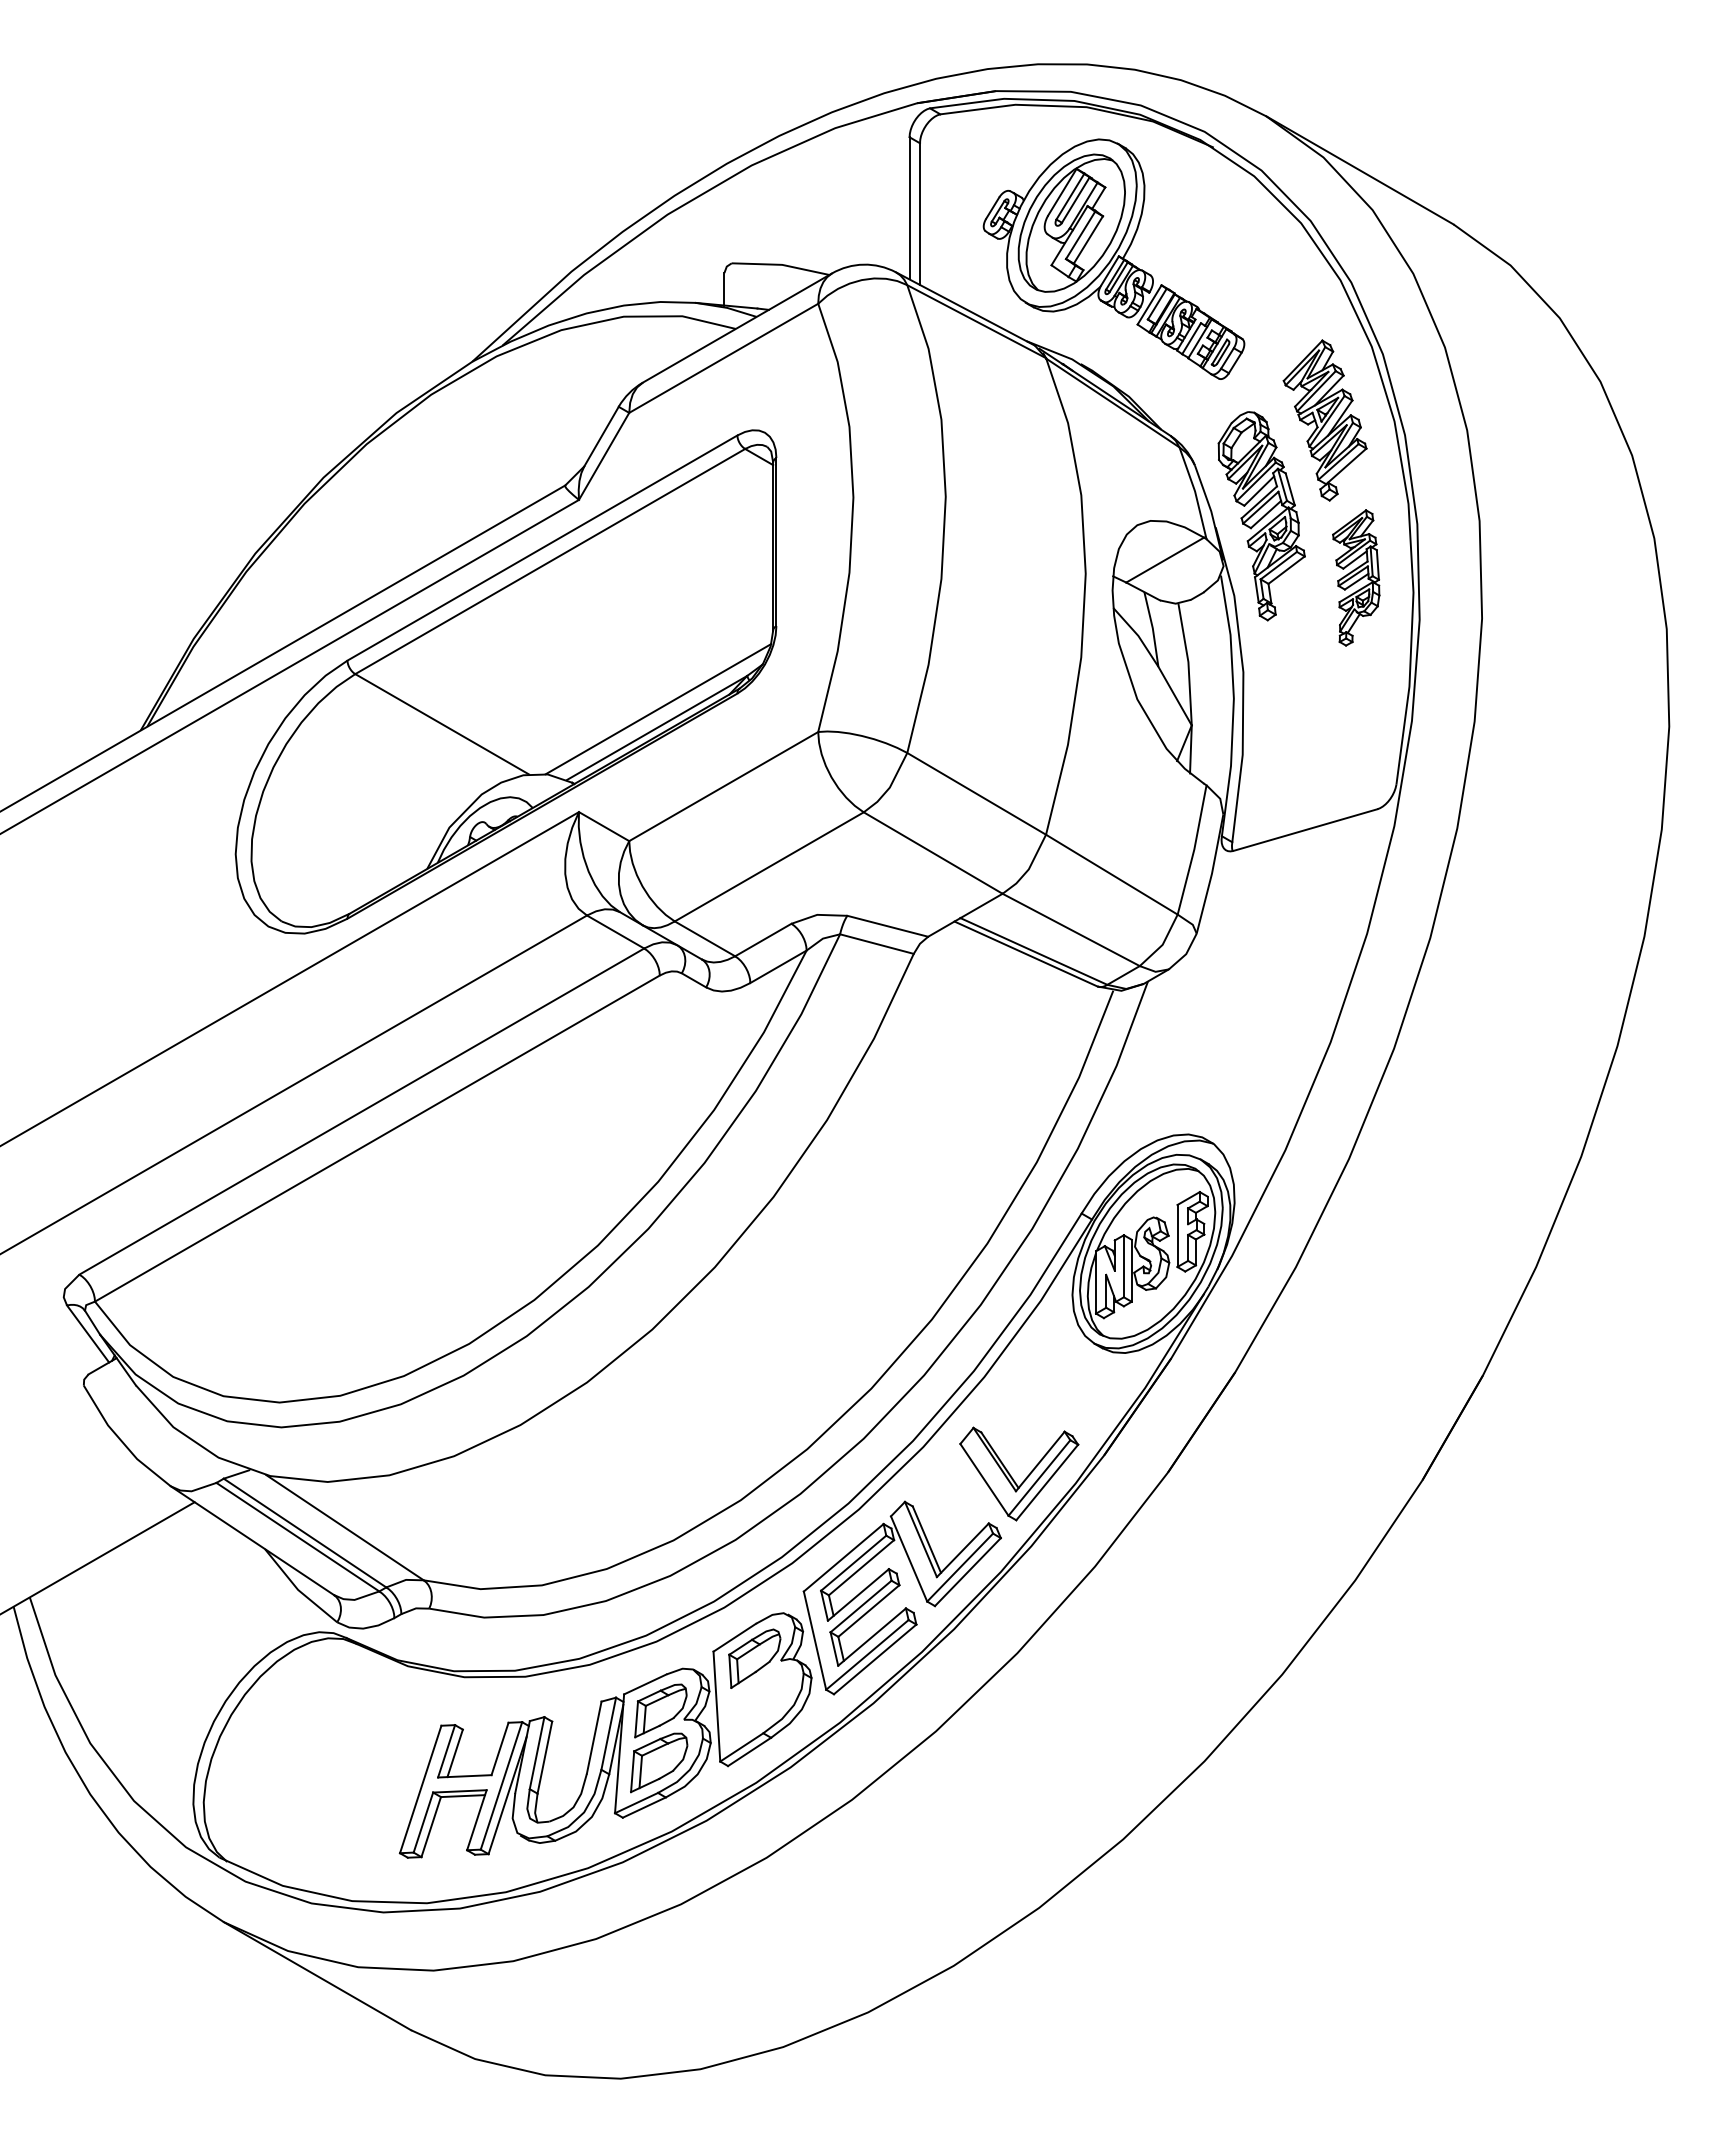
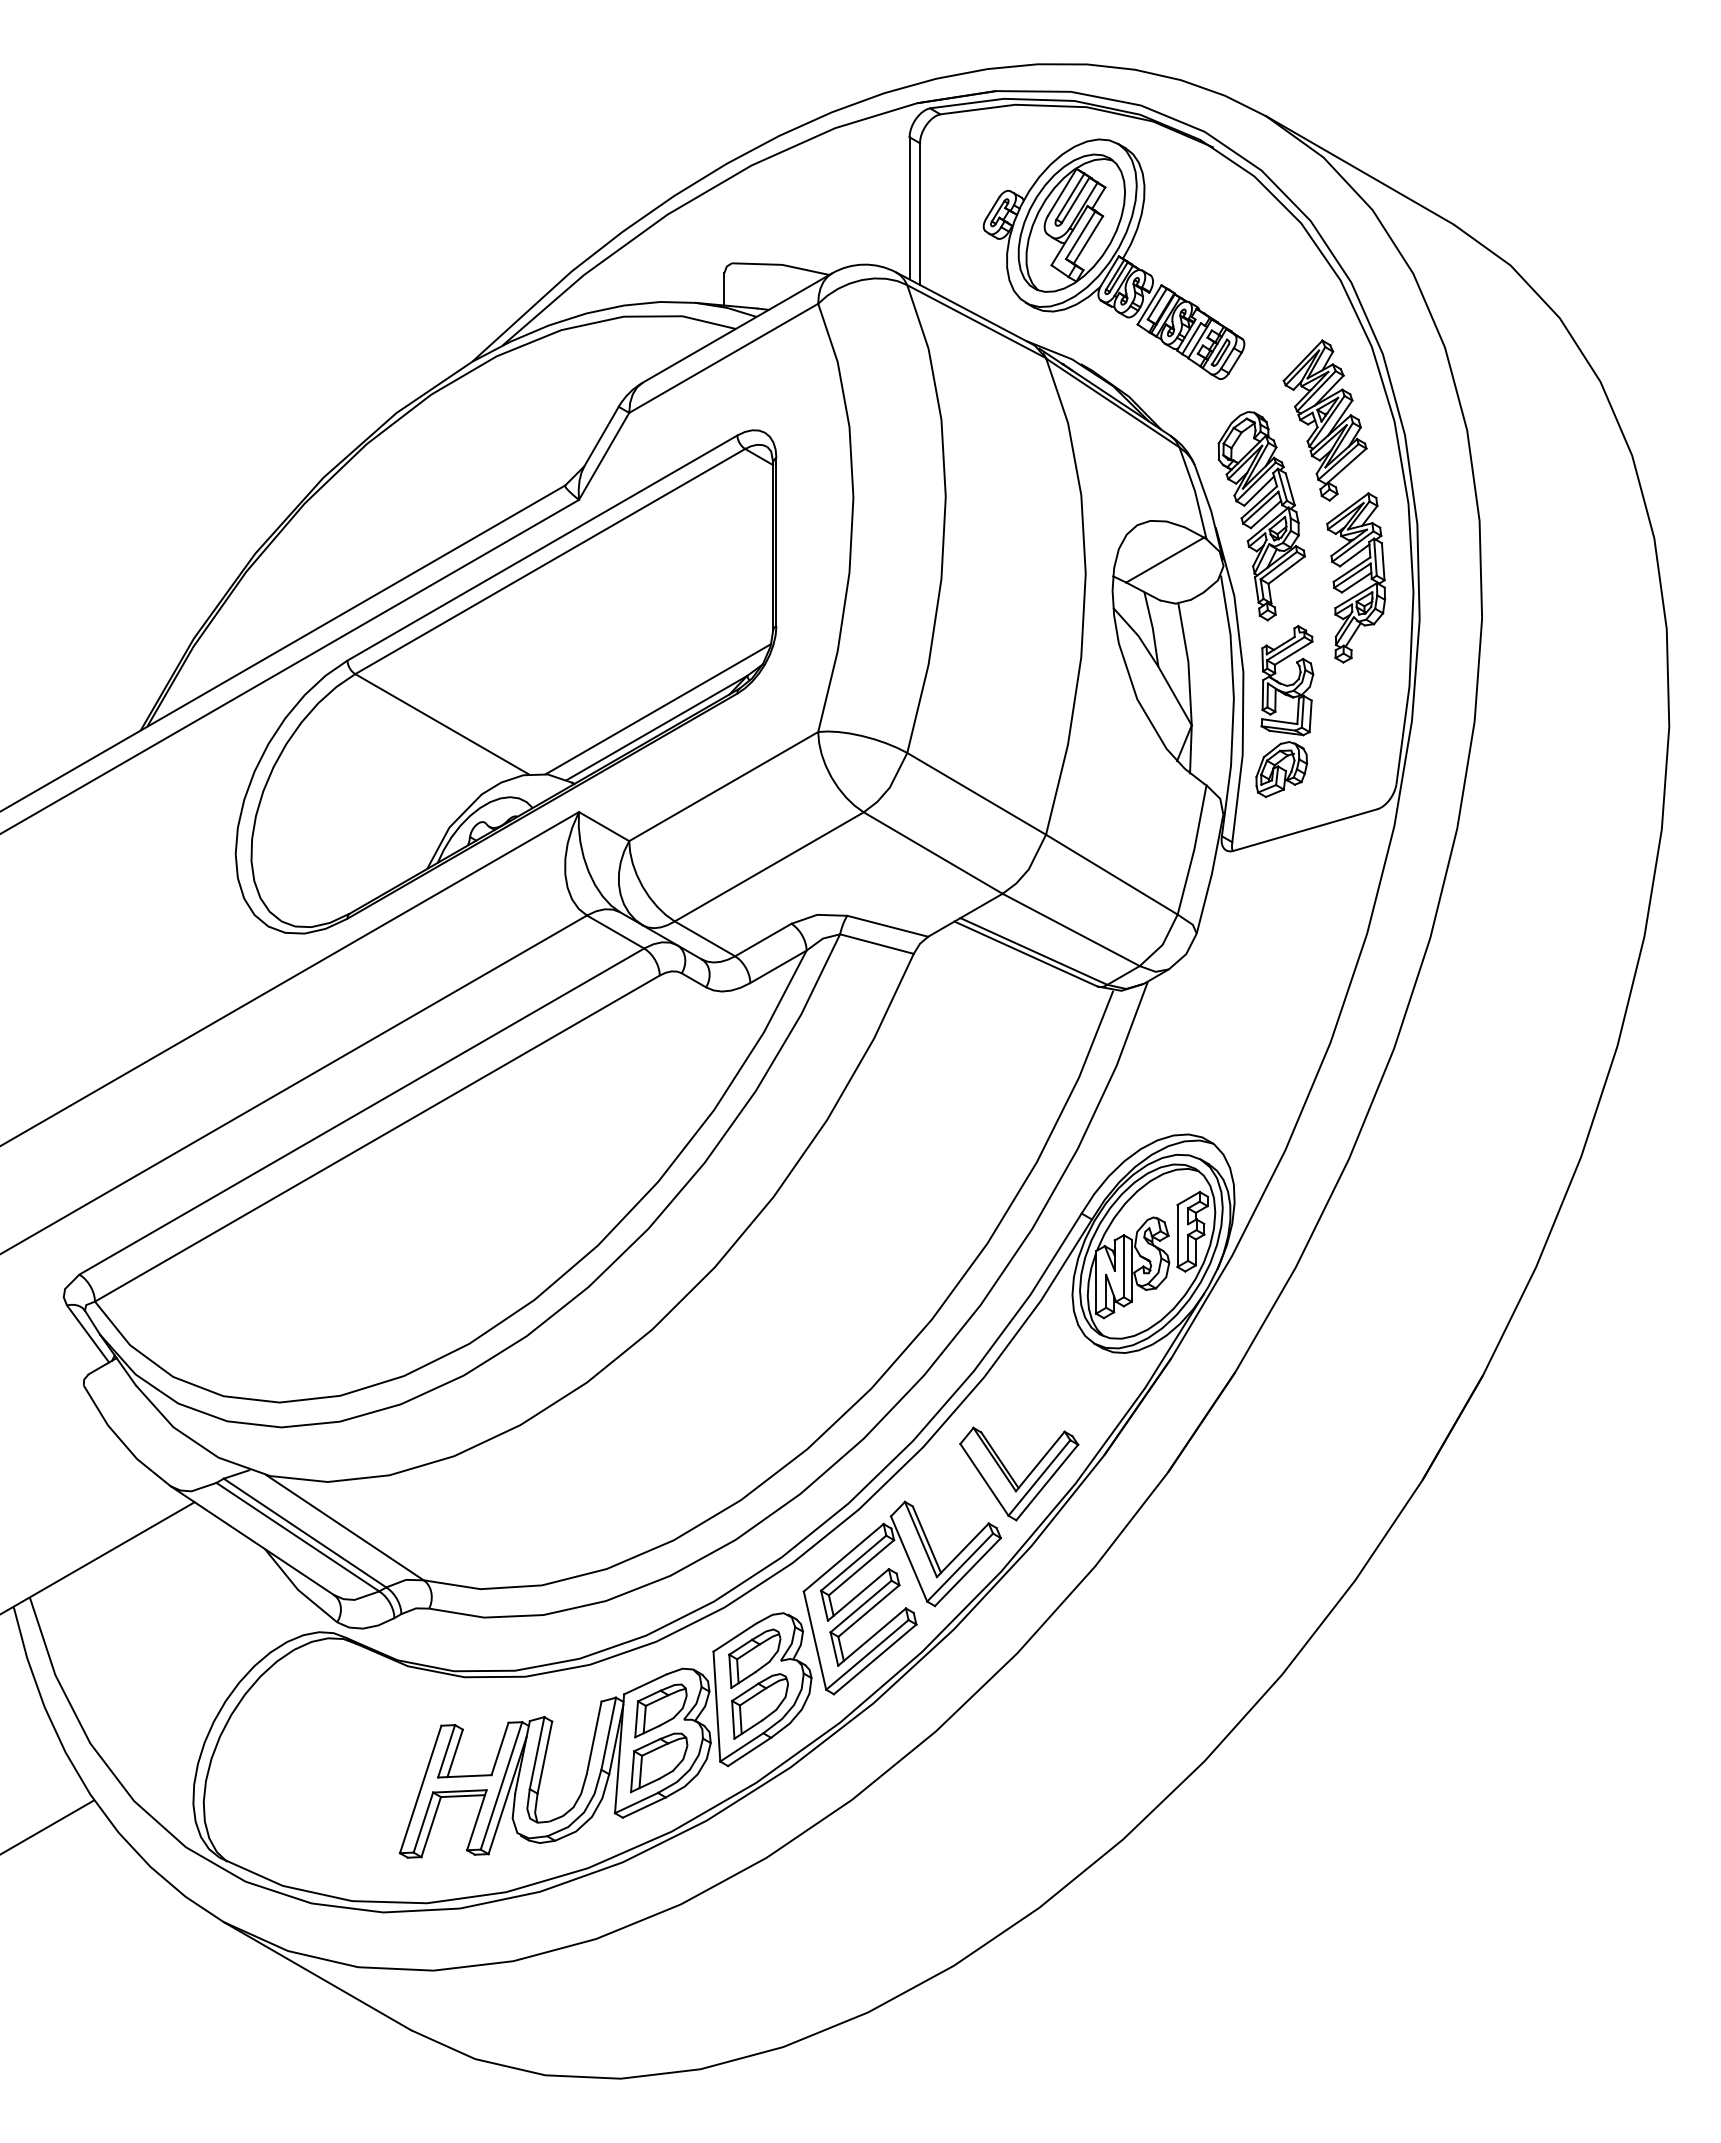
part size: 49x138 px -> 61x172 px (1356, 577)
part: none -> present (1276, 711)
part: none -> present (759, 1706)
line: none -> present (48, 1826)
